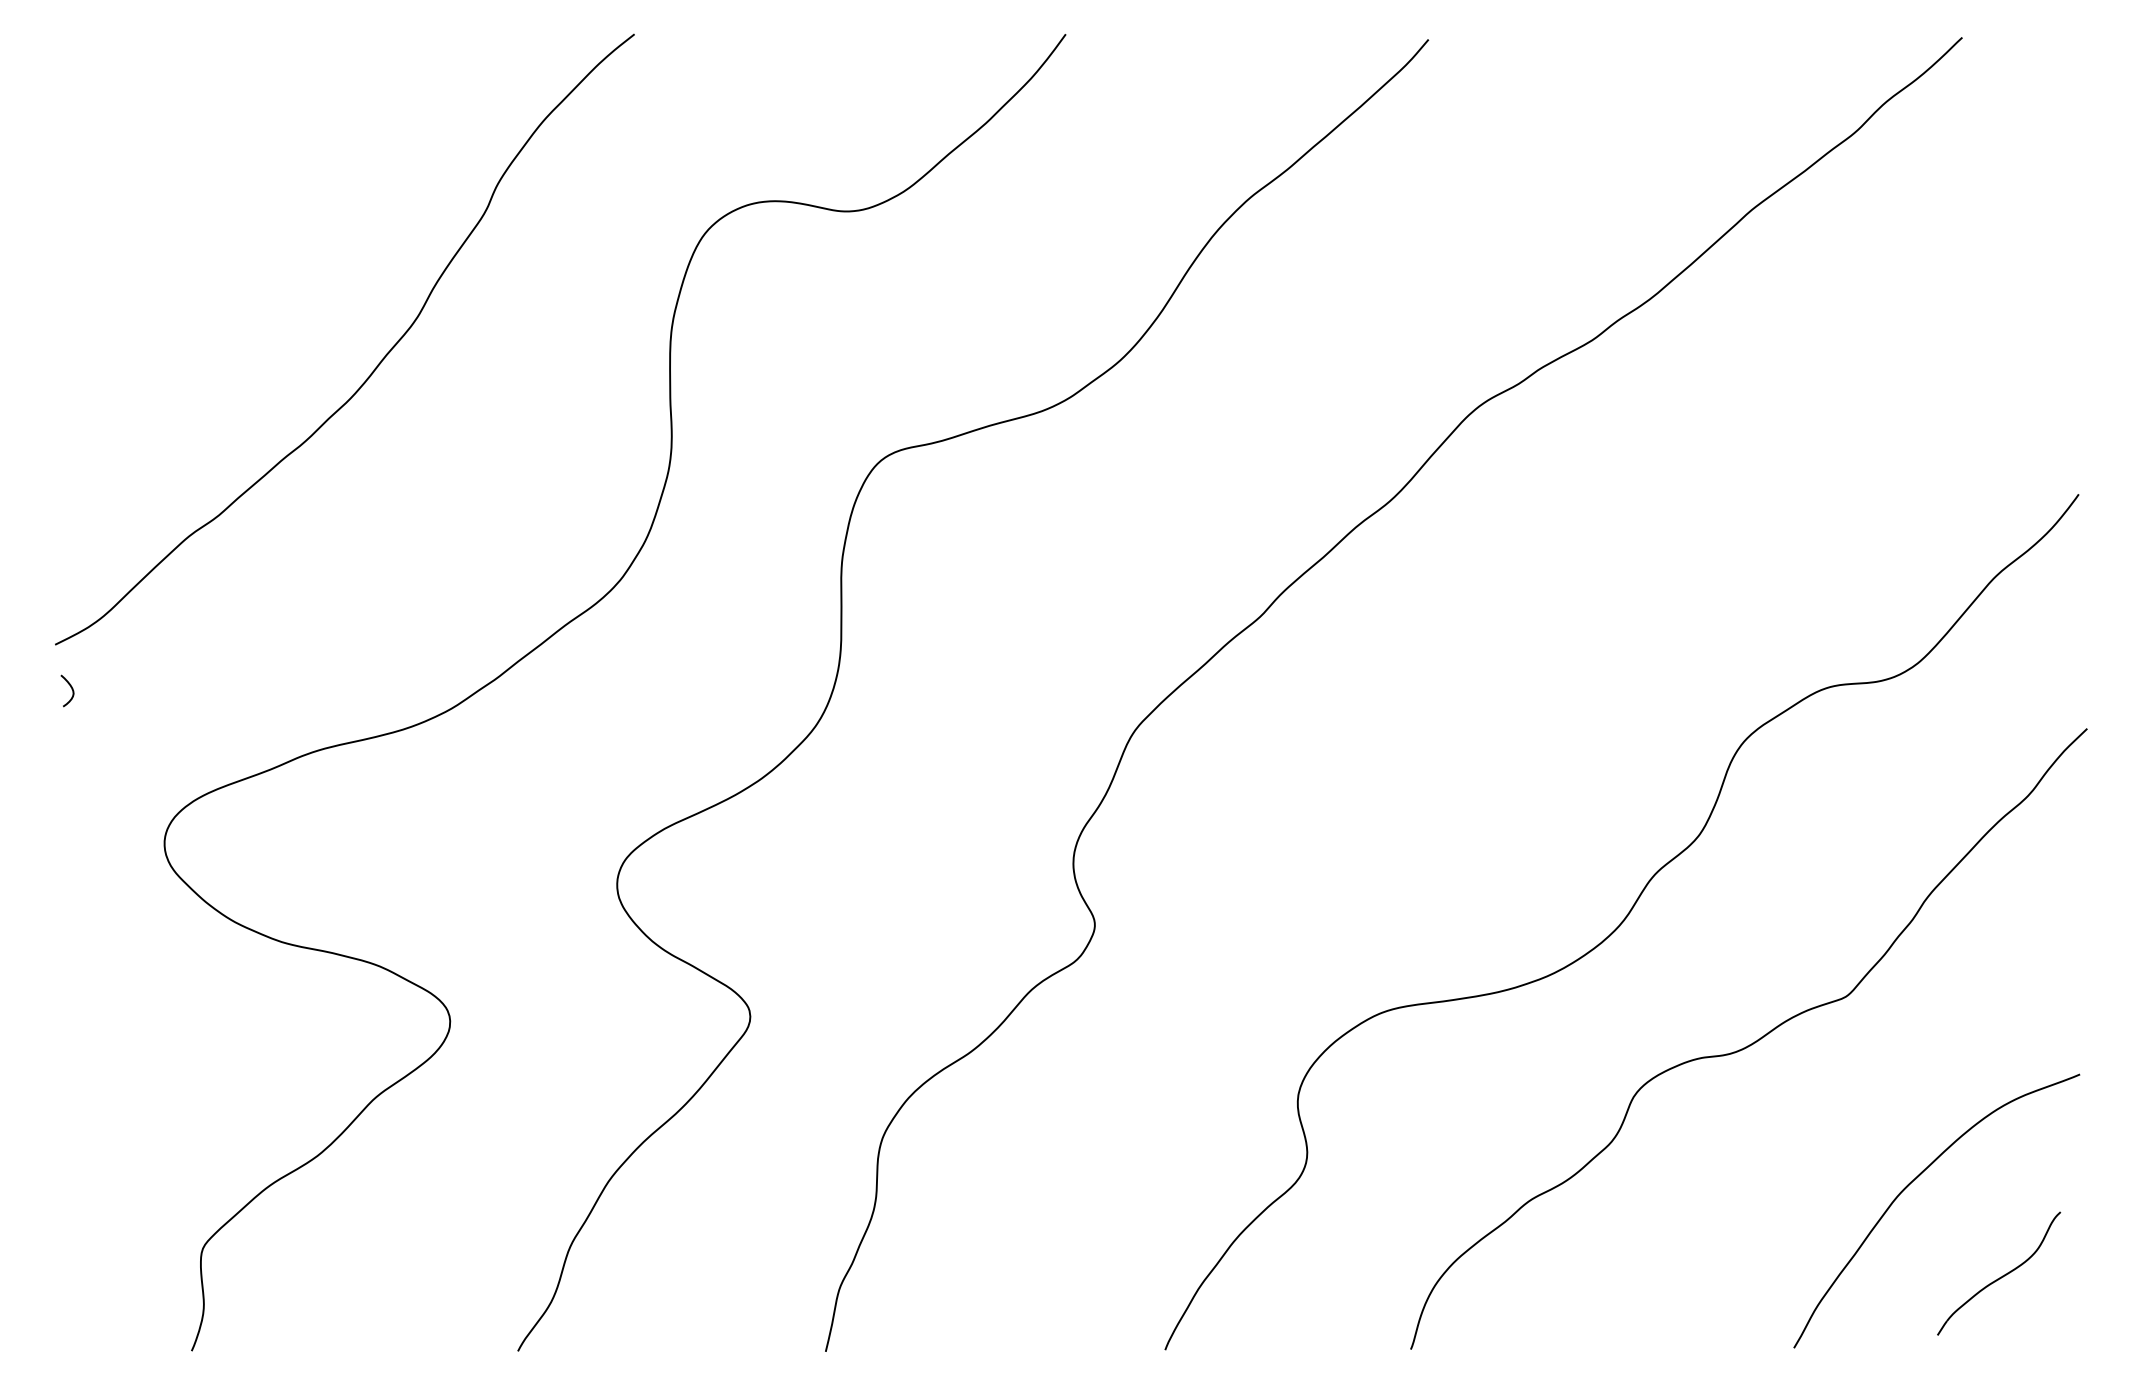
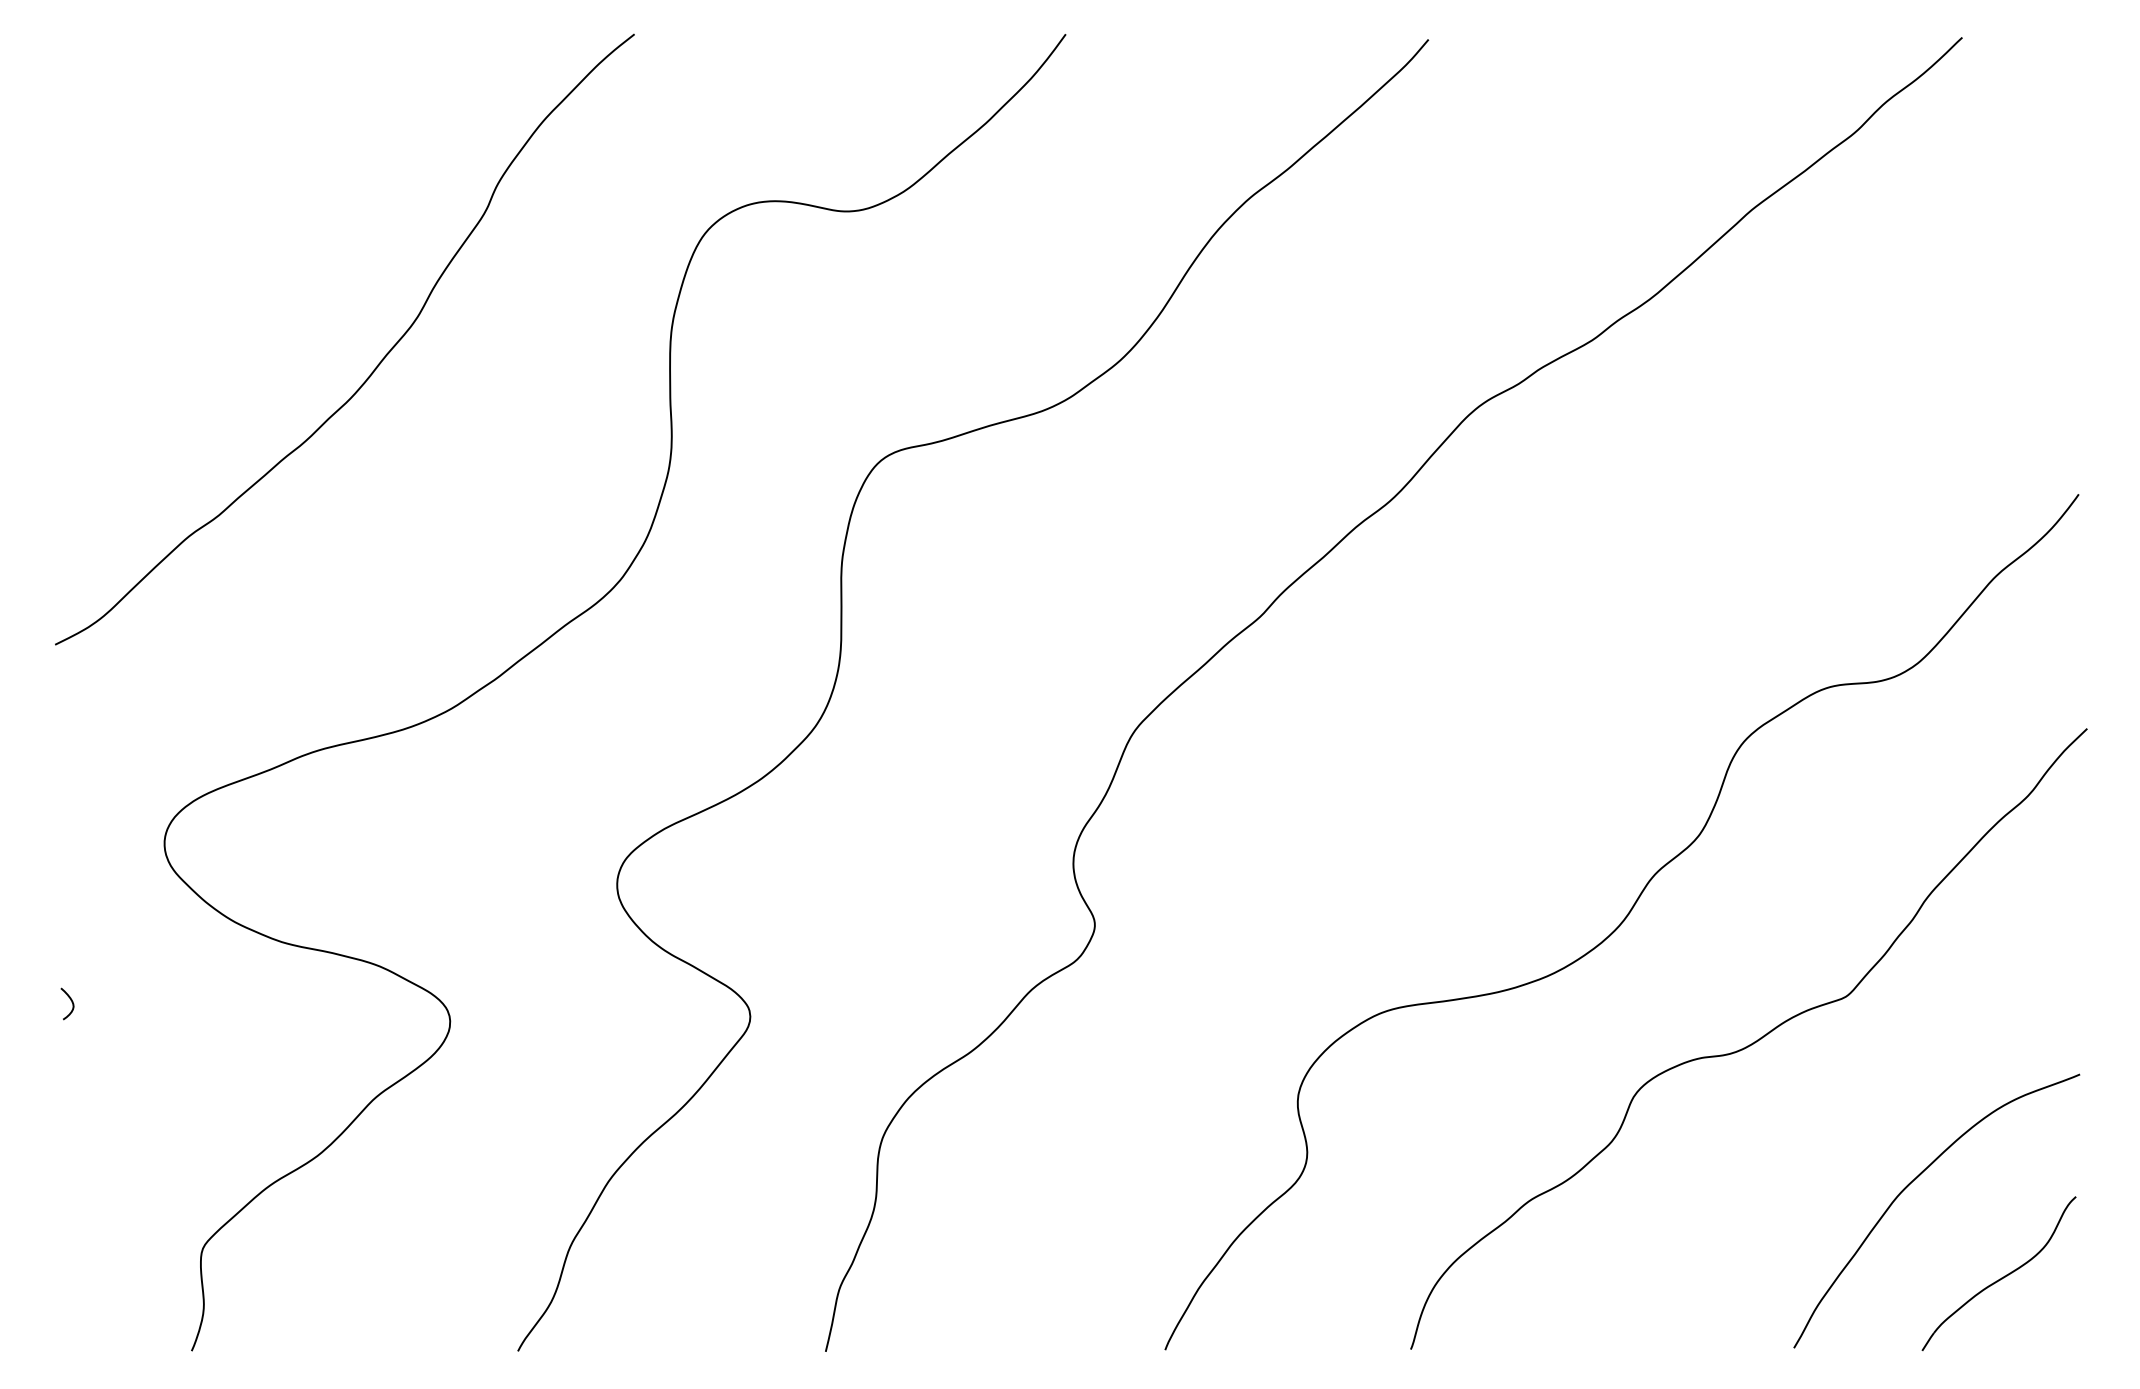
curve position: (71, 689) -> (71, 1002) (71, 1002)
part size: 125x125 px -> 156x155 px (1998, 1273)
